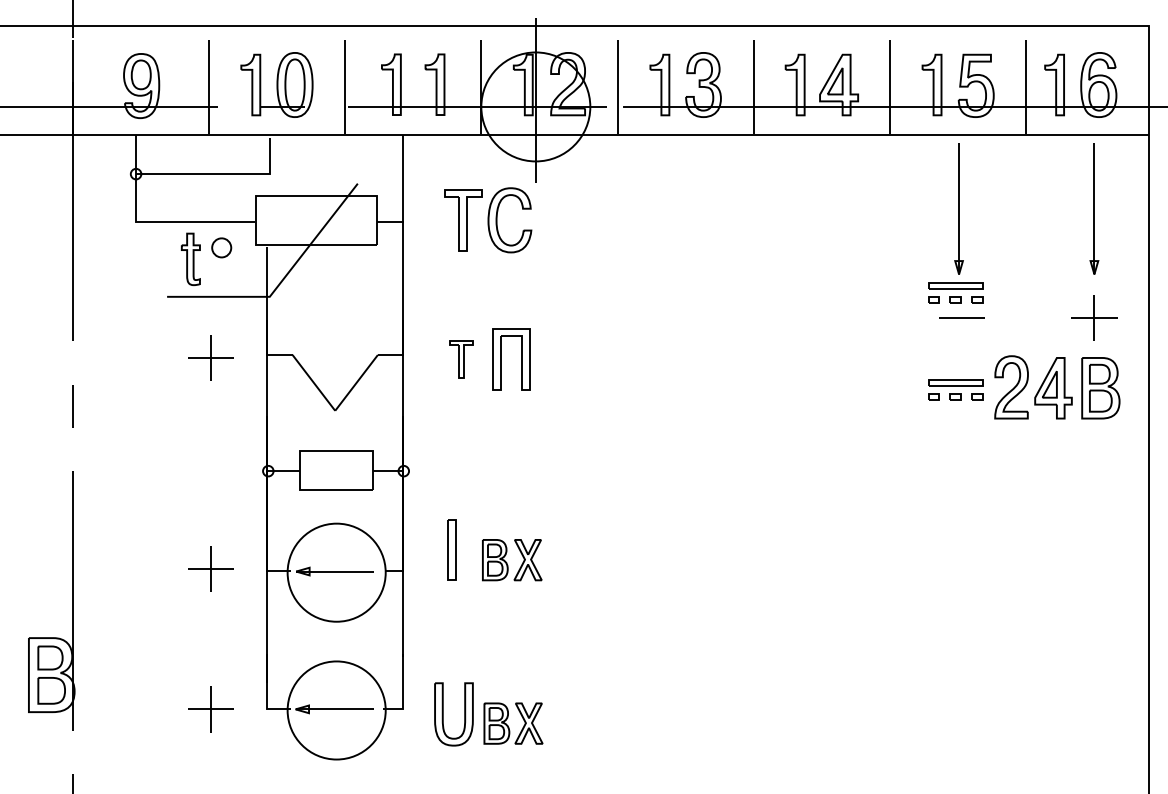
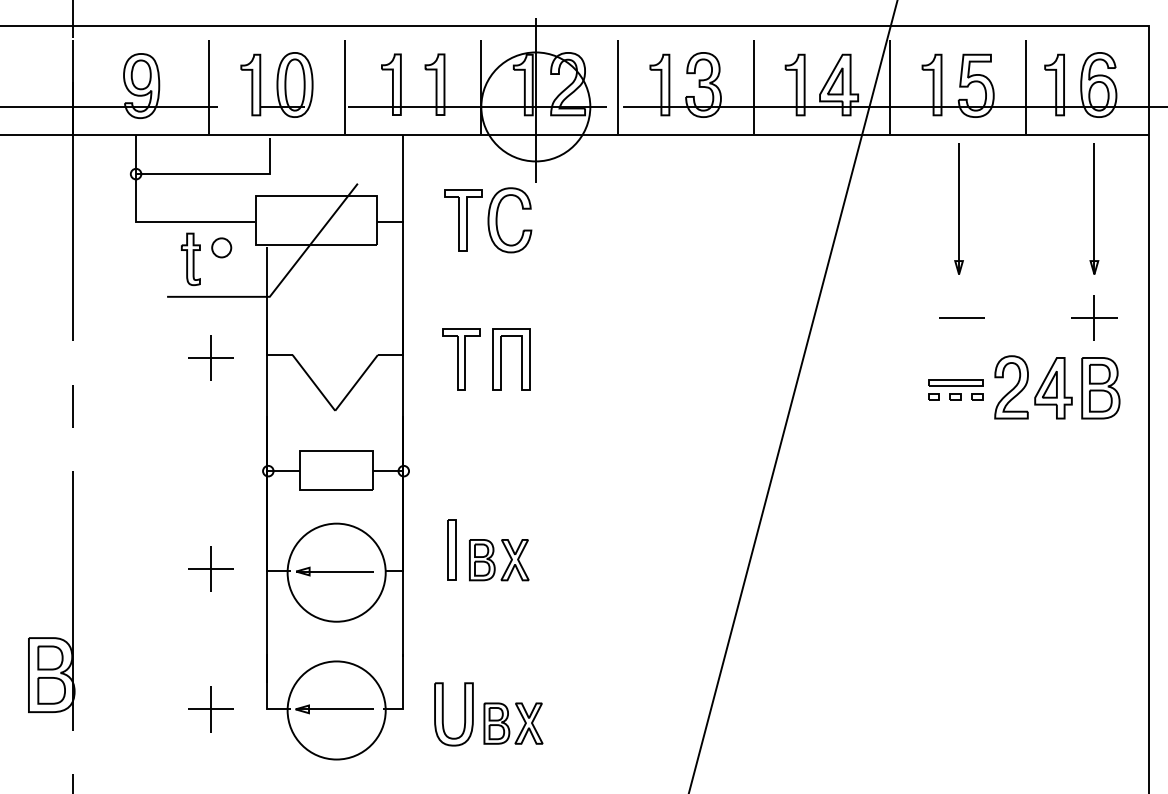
part: present -> none (955, 292)
part size: 25x39 px -> 39x63 px (461, 359)
line: none -> present (793, 396)
part position: (512, 560) -> (499, 560) (499, 560)
